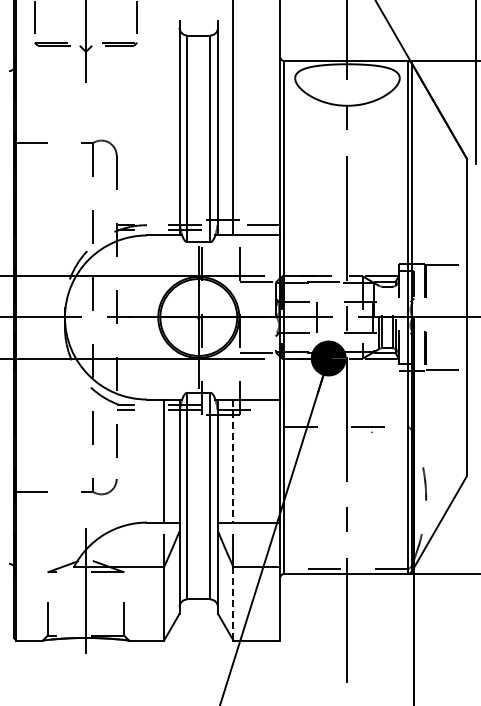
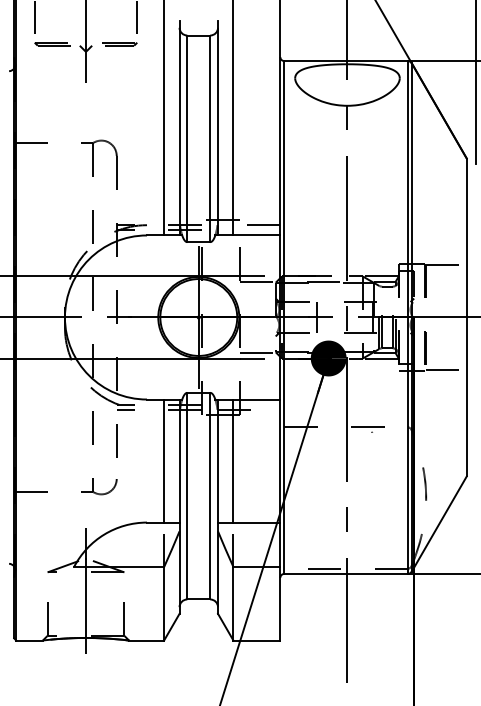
line: none -> present (164, 118)
line: dashed -> solid (233, 461)
line: dashed -> solid (233, 603)
